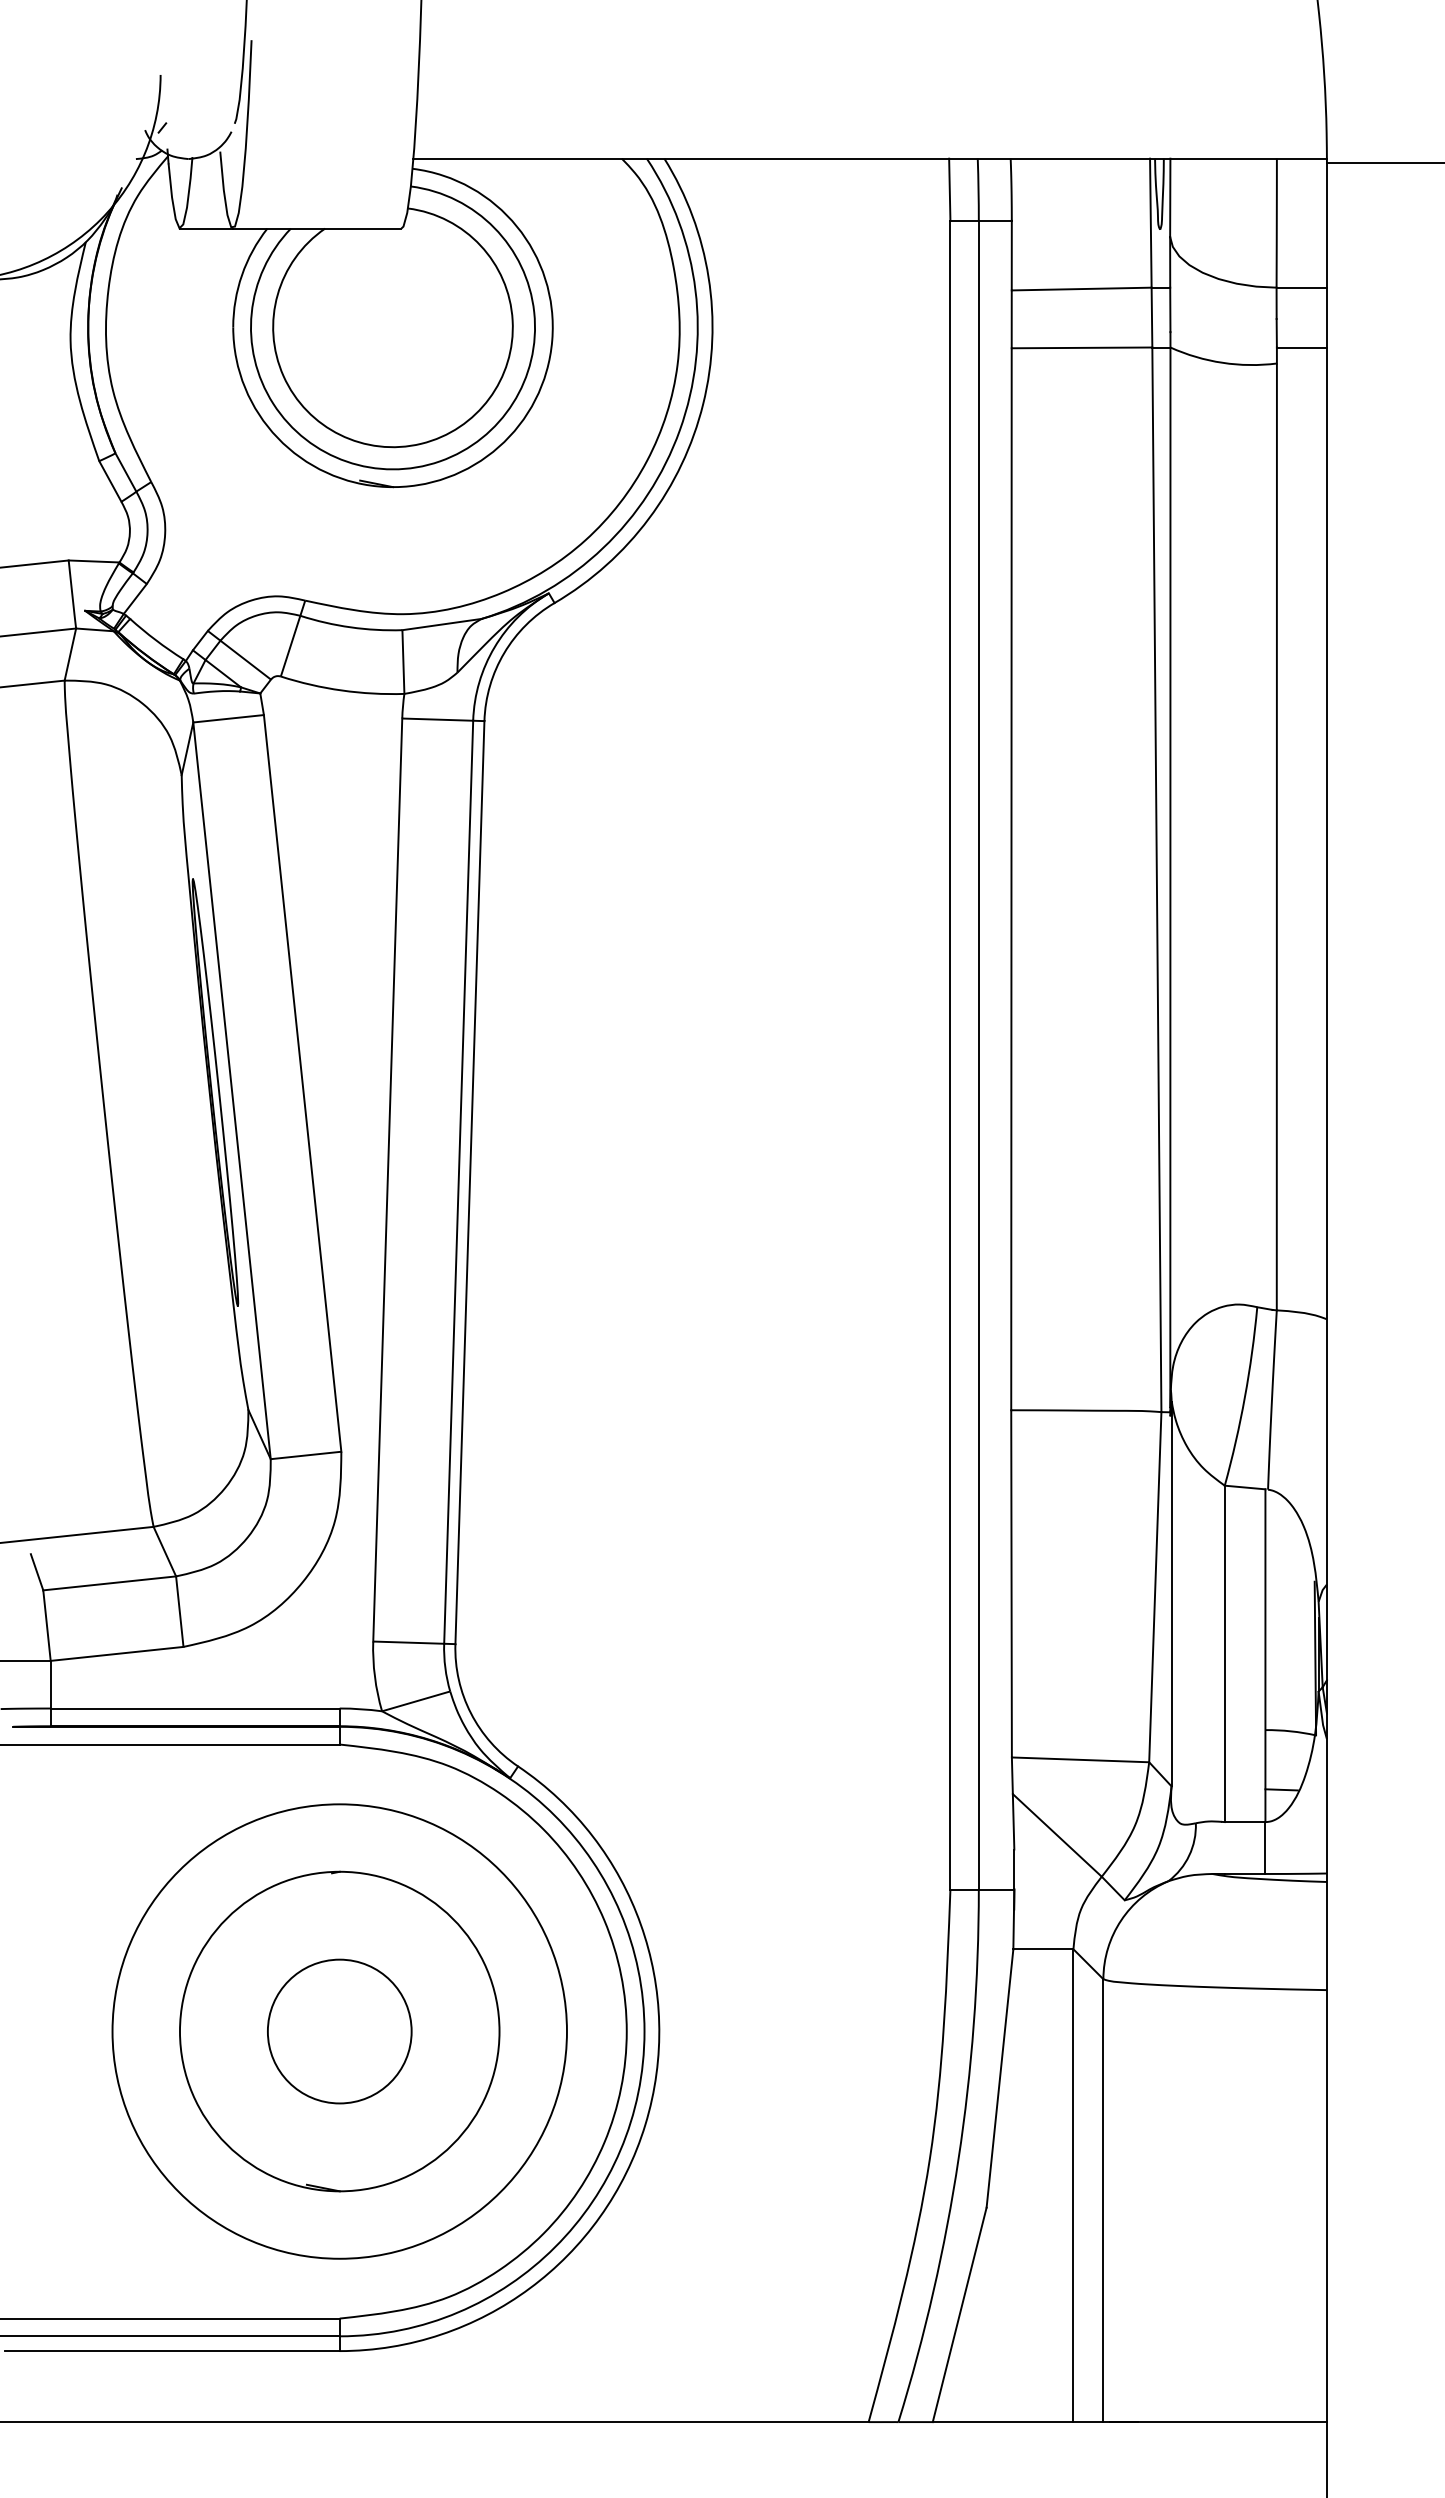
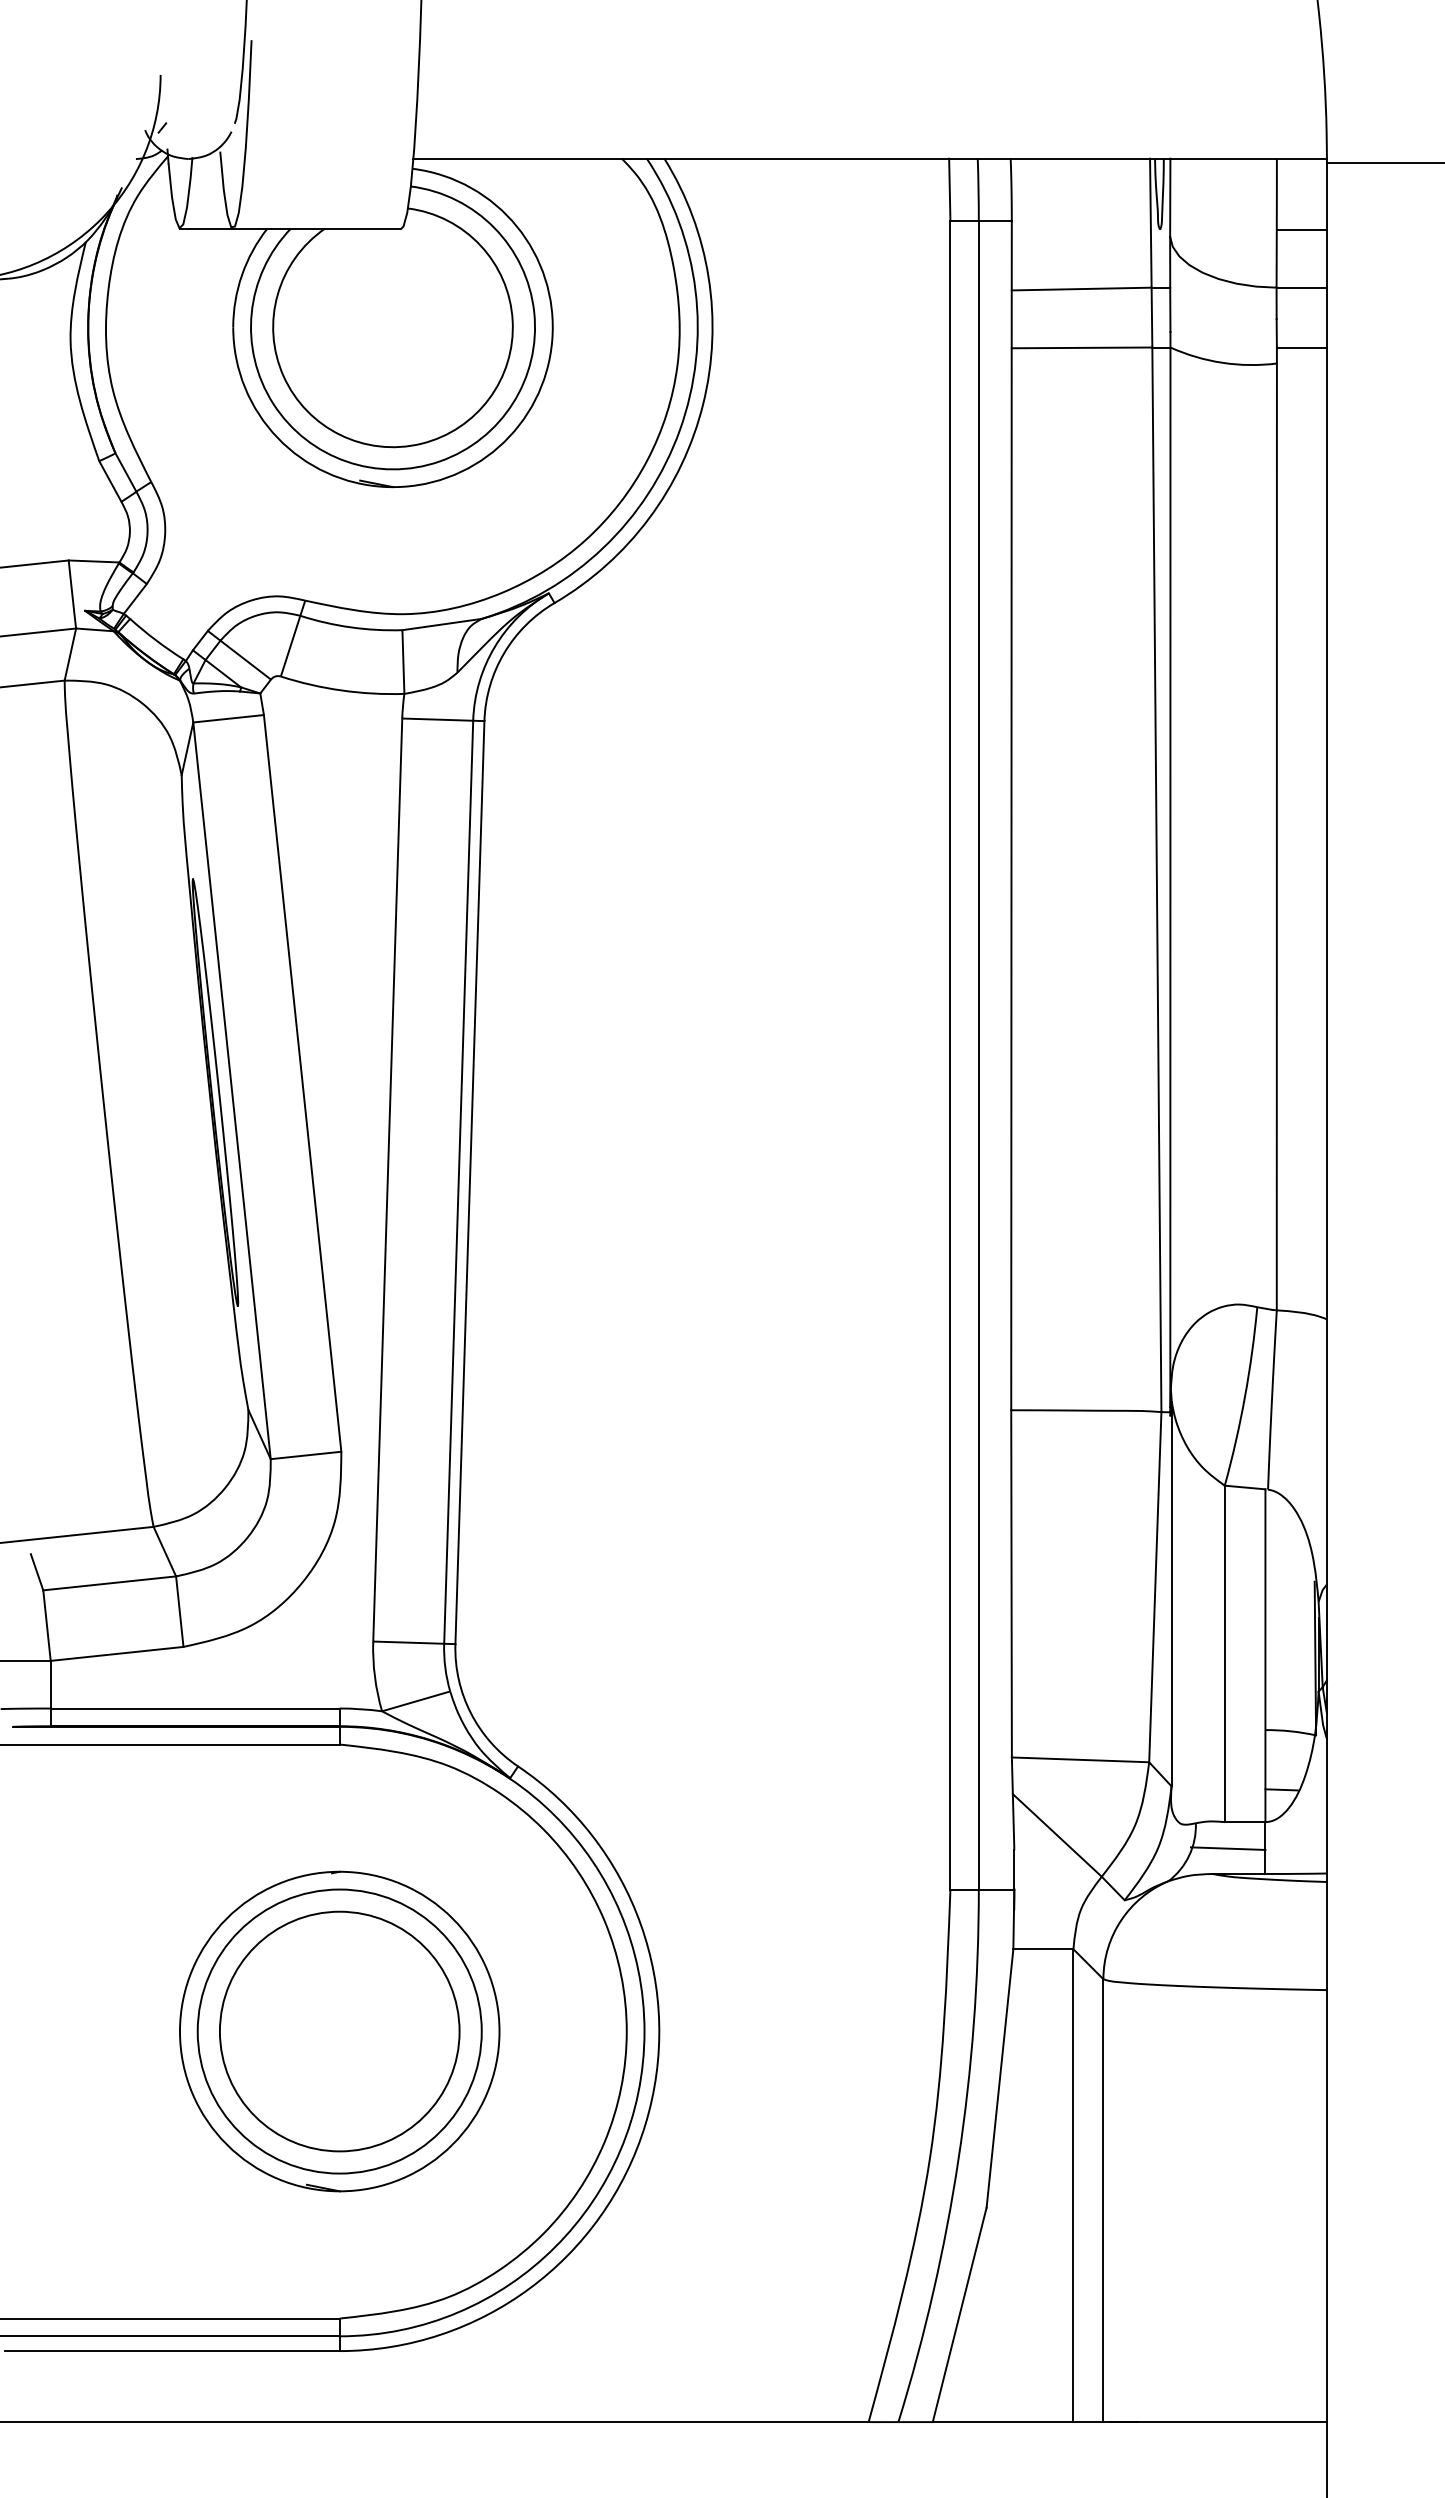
line: none -> present (1301, 229)
line: none -> present (1227, 1848)
circle diameter: 144 px -> 240 px (339, 2031)
circle diameter: 454 px -> 284 px (339, 2031)
